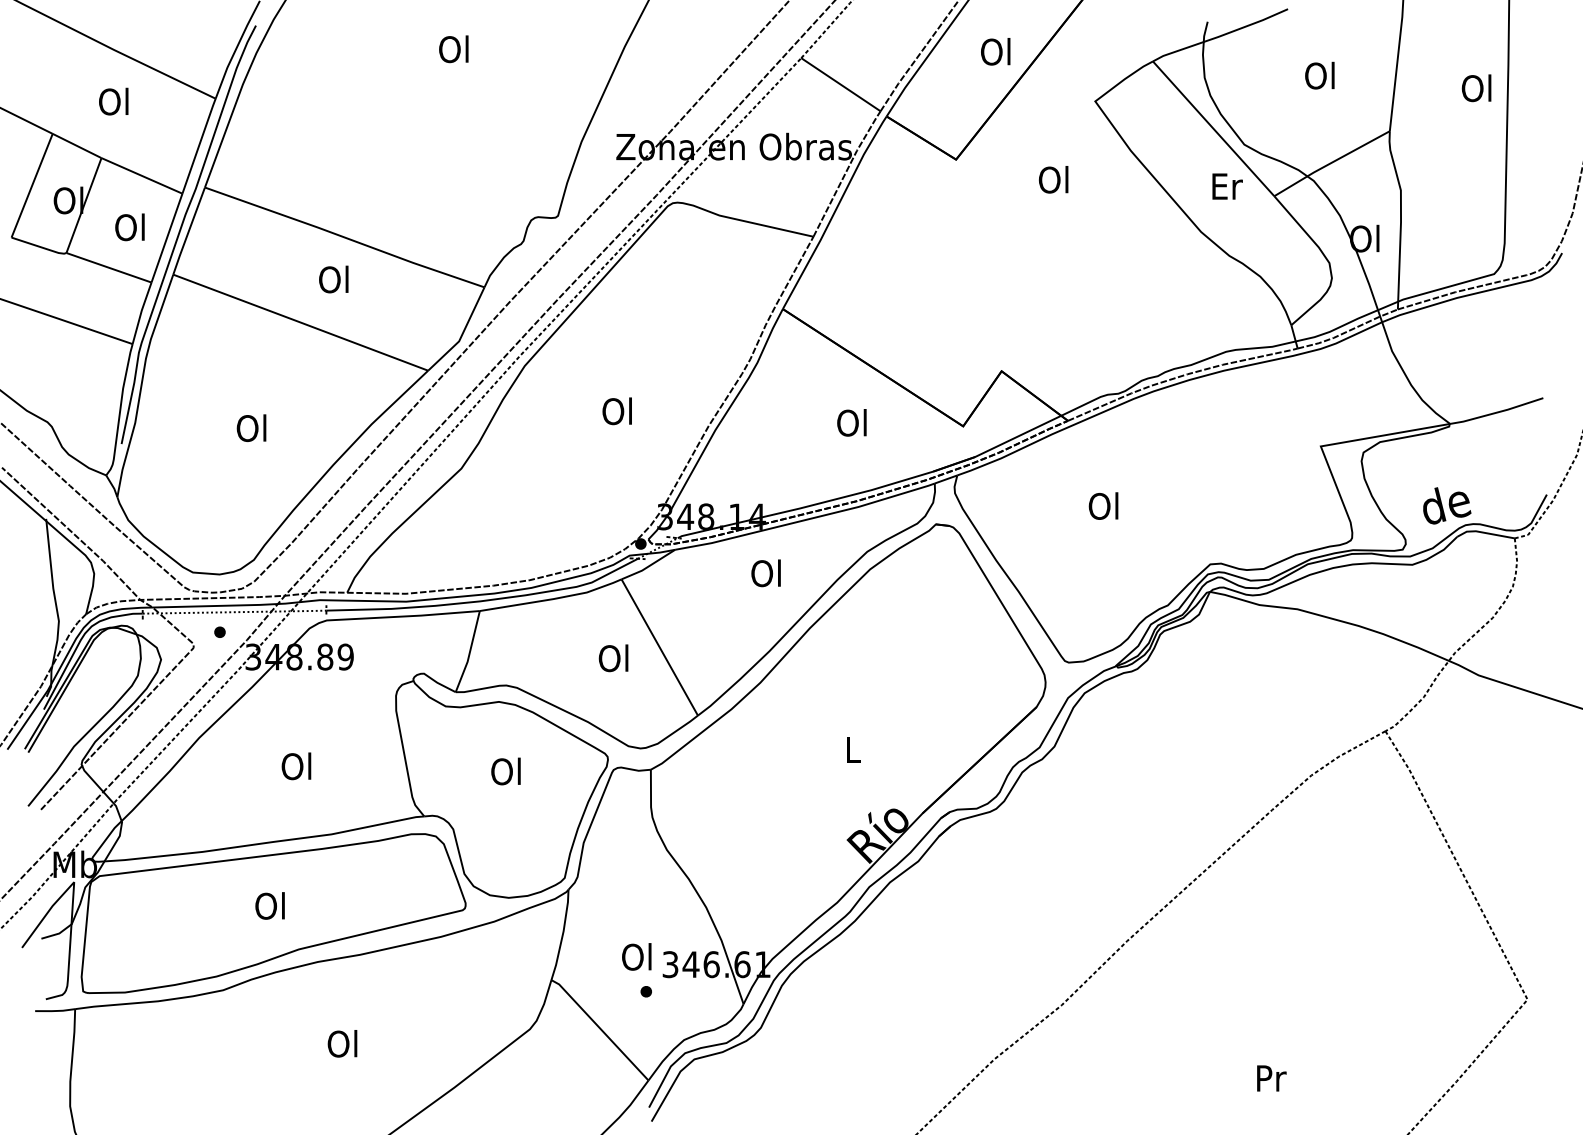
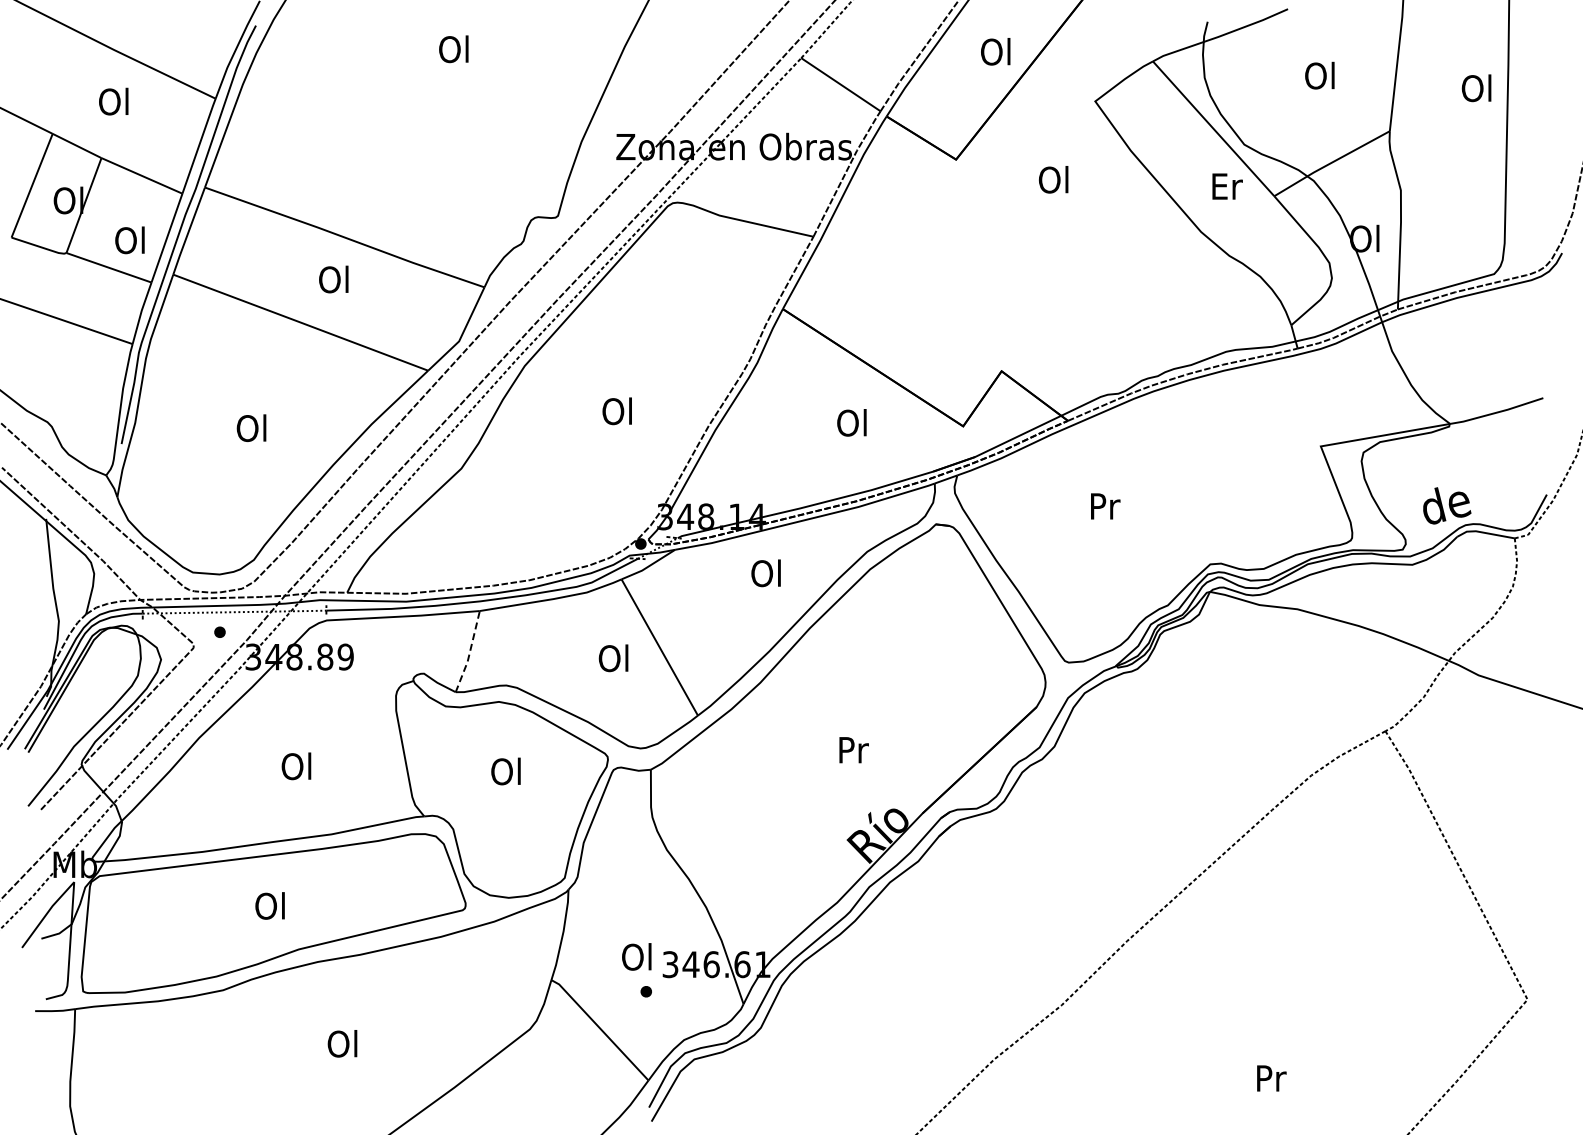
text position: (129, 227) -> (129, 240) (129, 240)
text: Ol -> Pr (1104, 505)
line: solid -> dashed (469, 652)
text: L -> Pr (853, 750)
